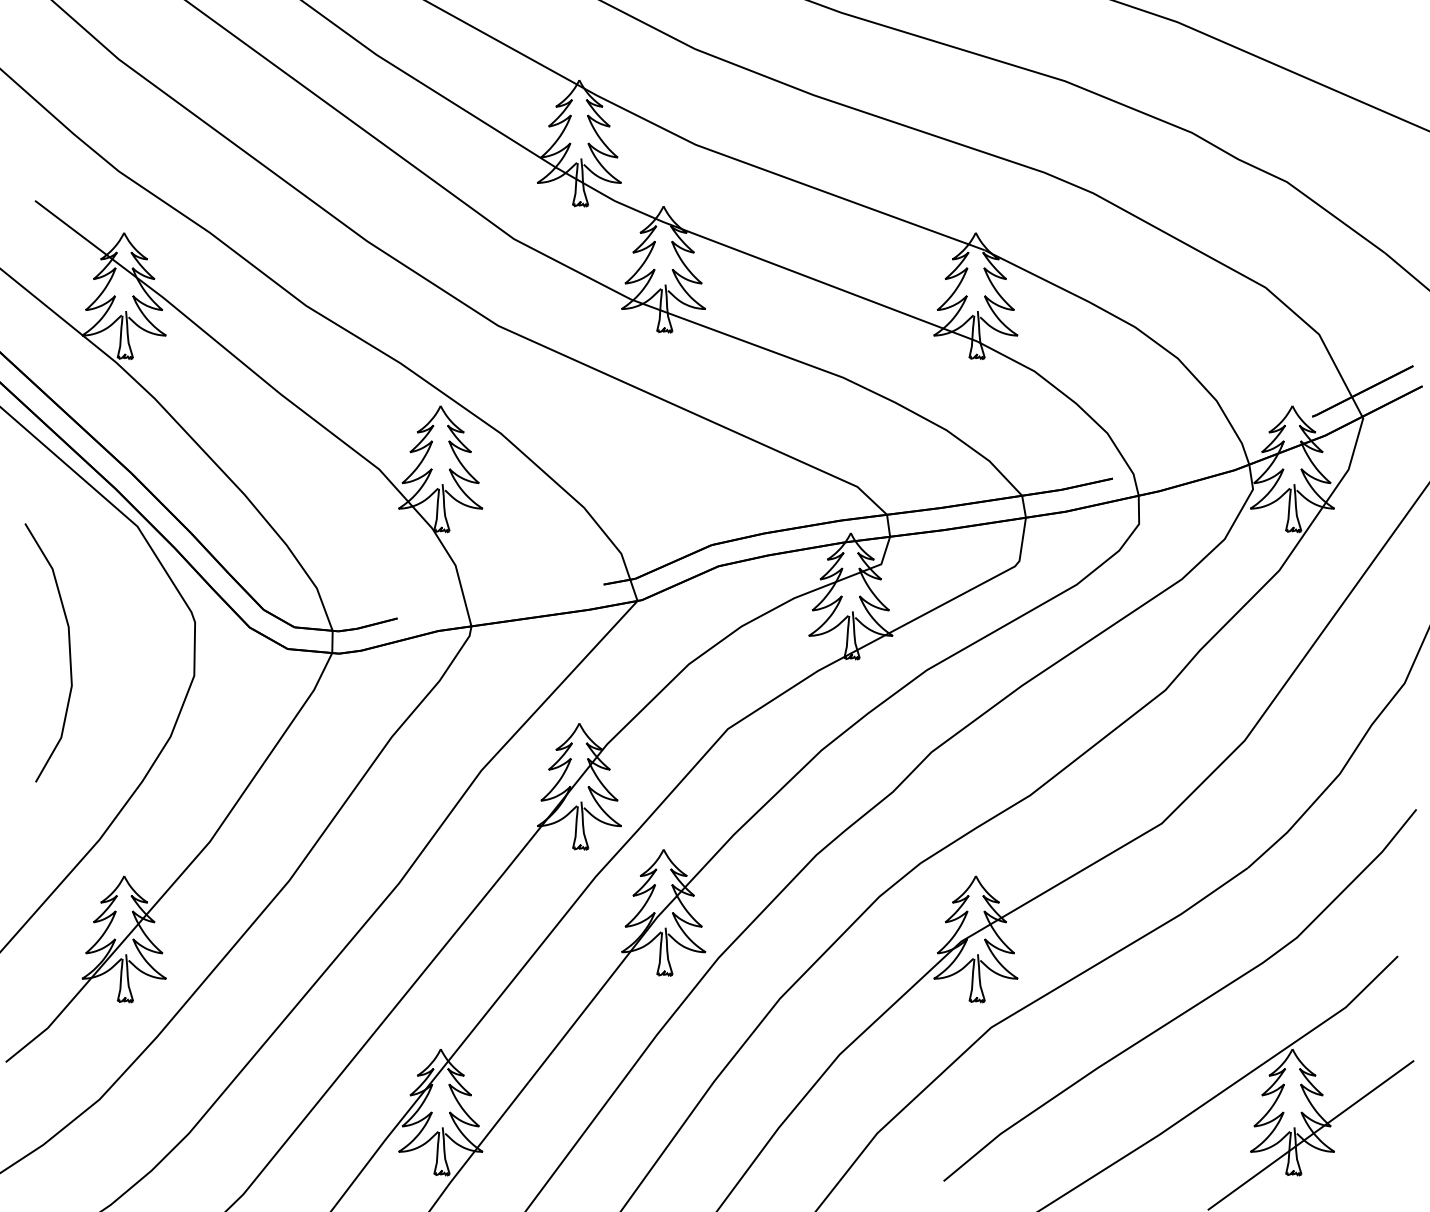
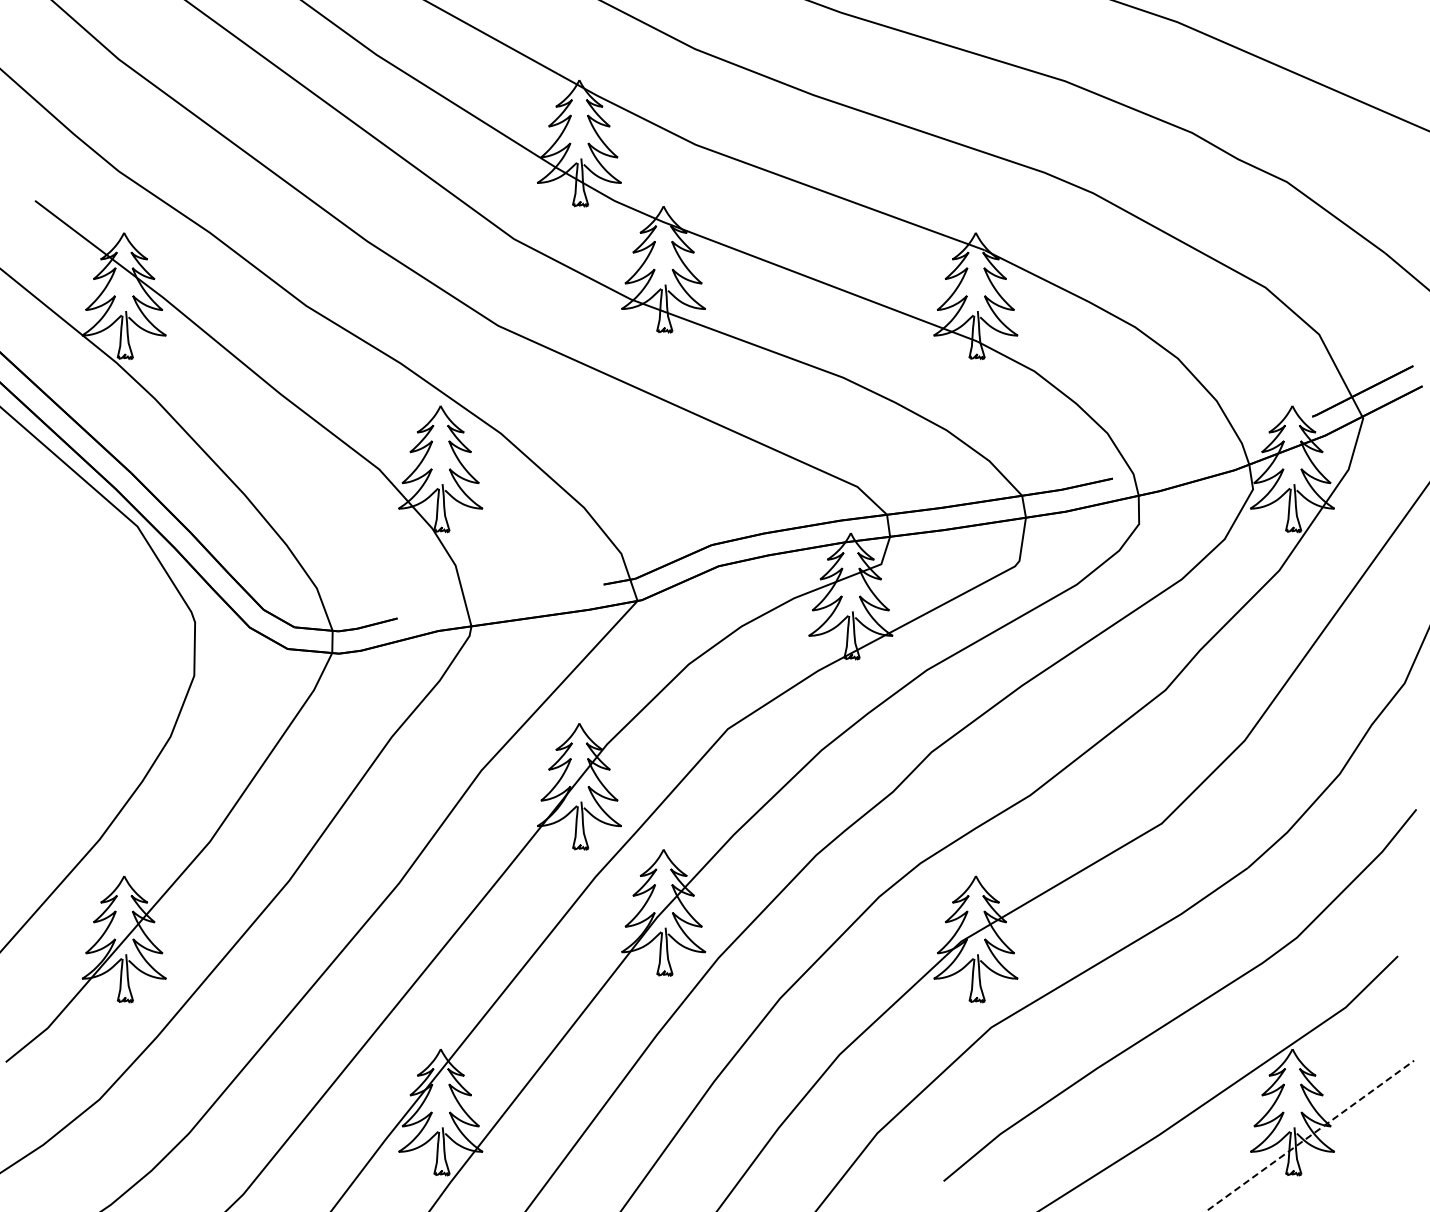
curve: present -> none (68, 647)
line: solid -> dashed (1311, 1135)
